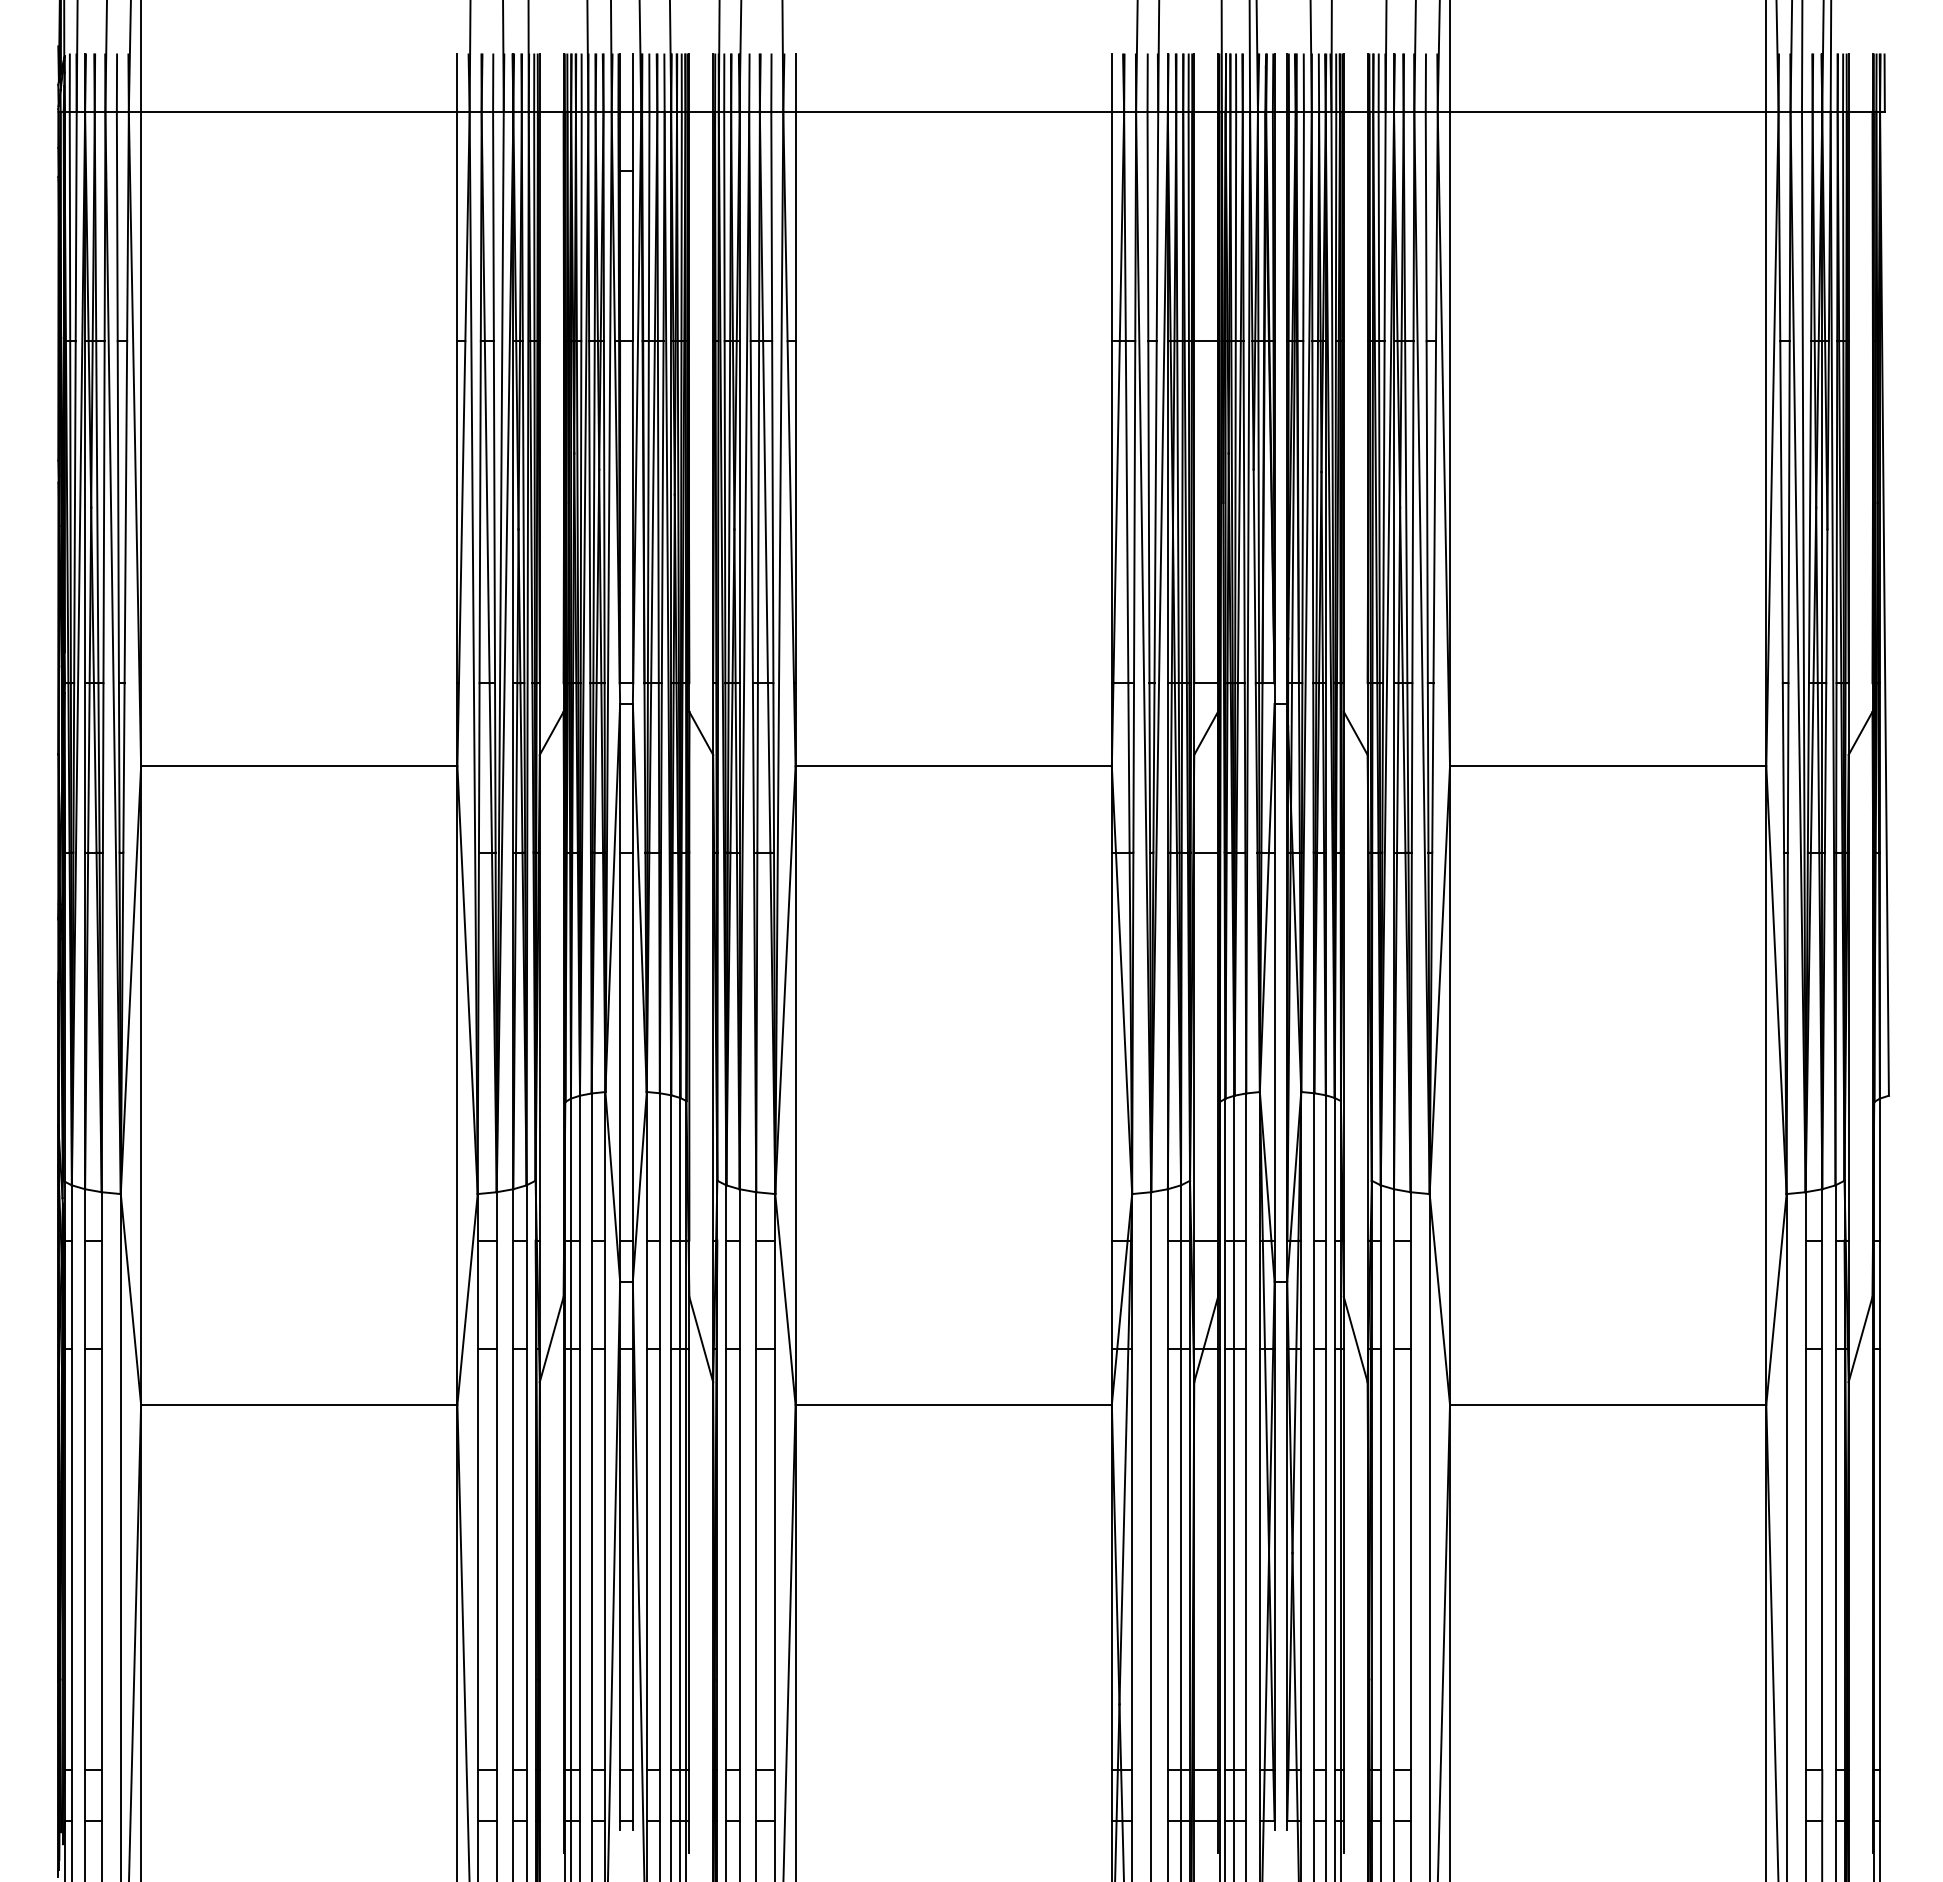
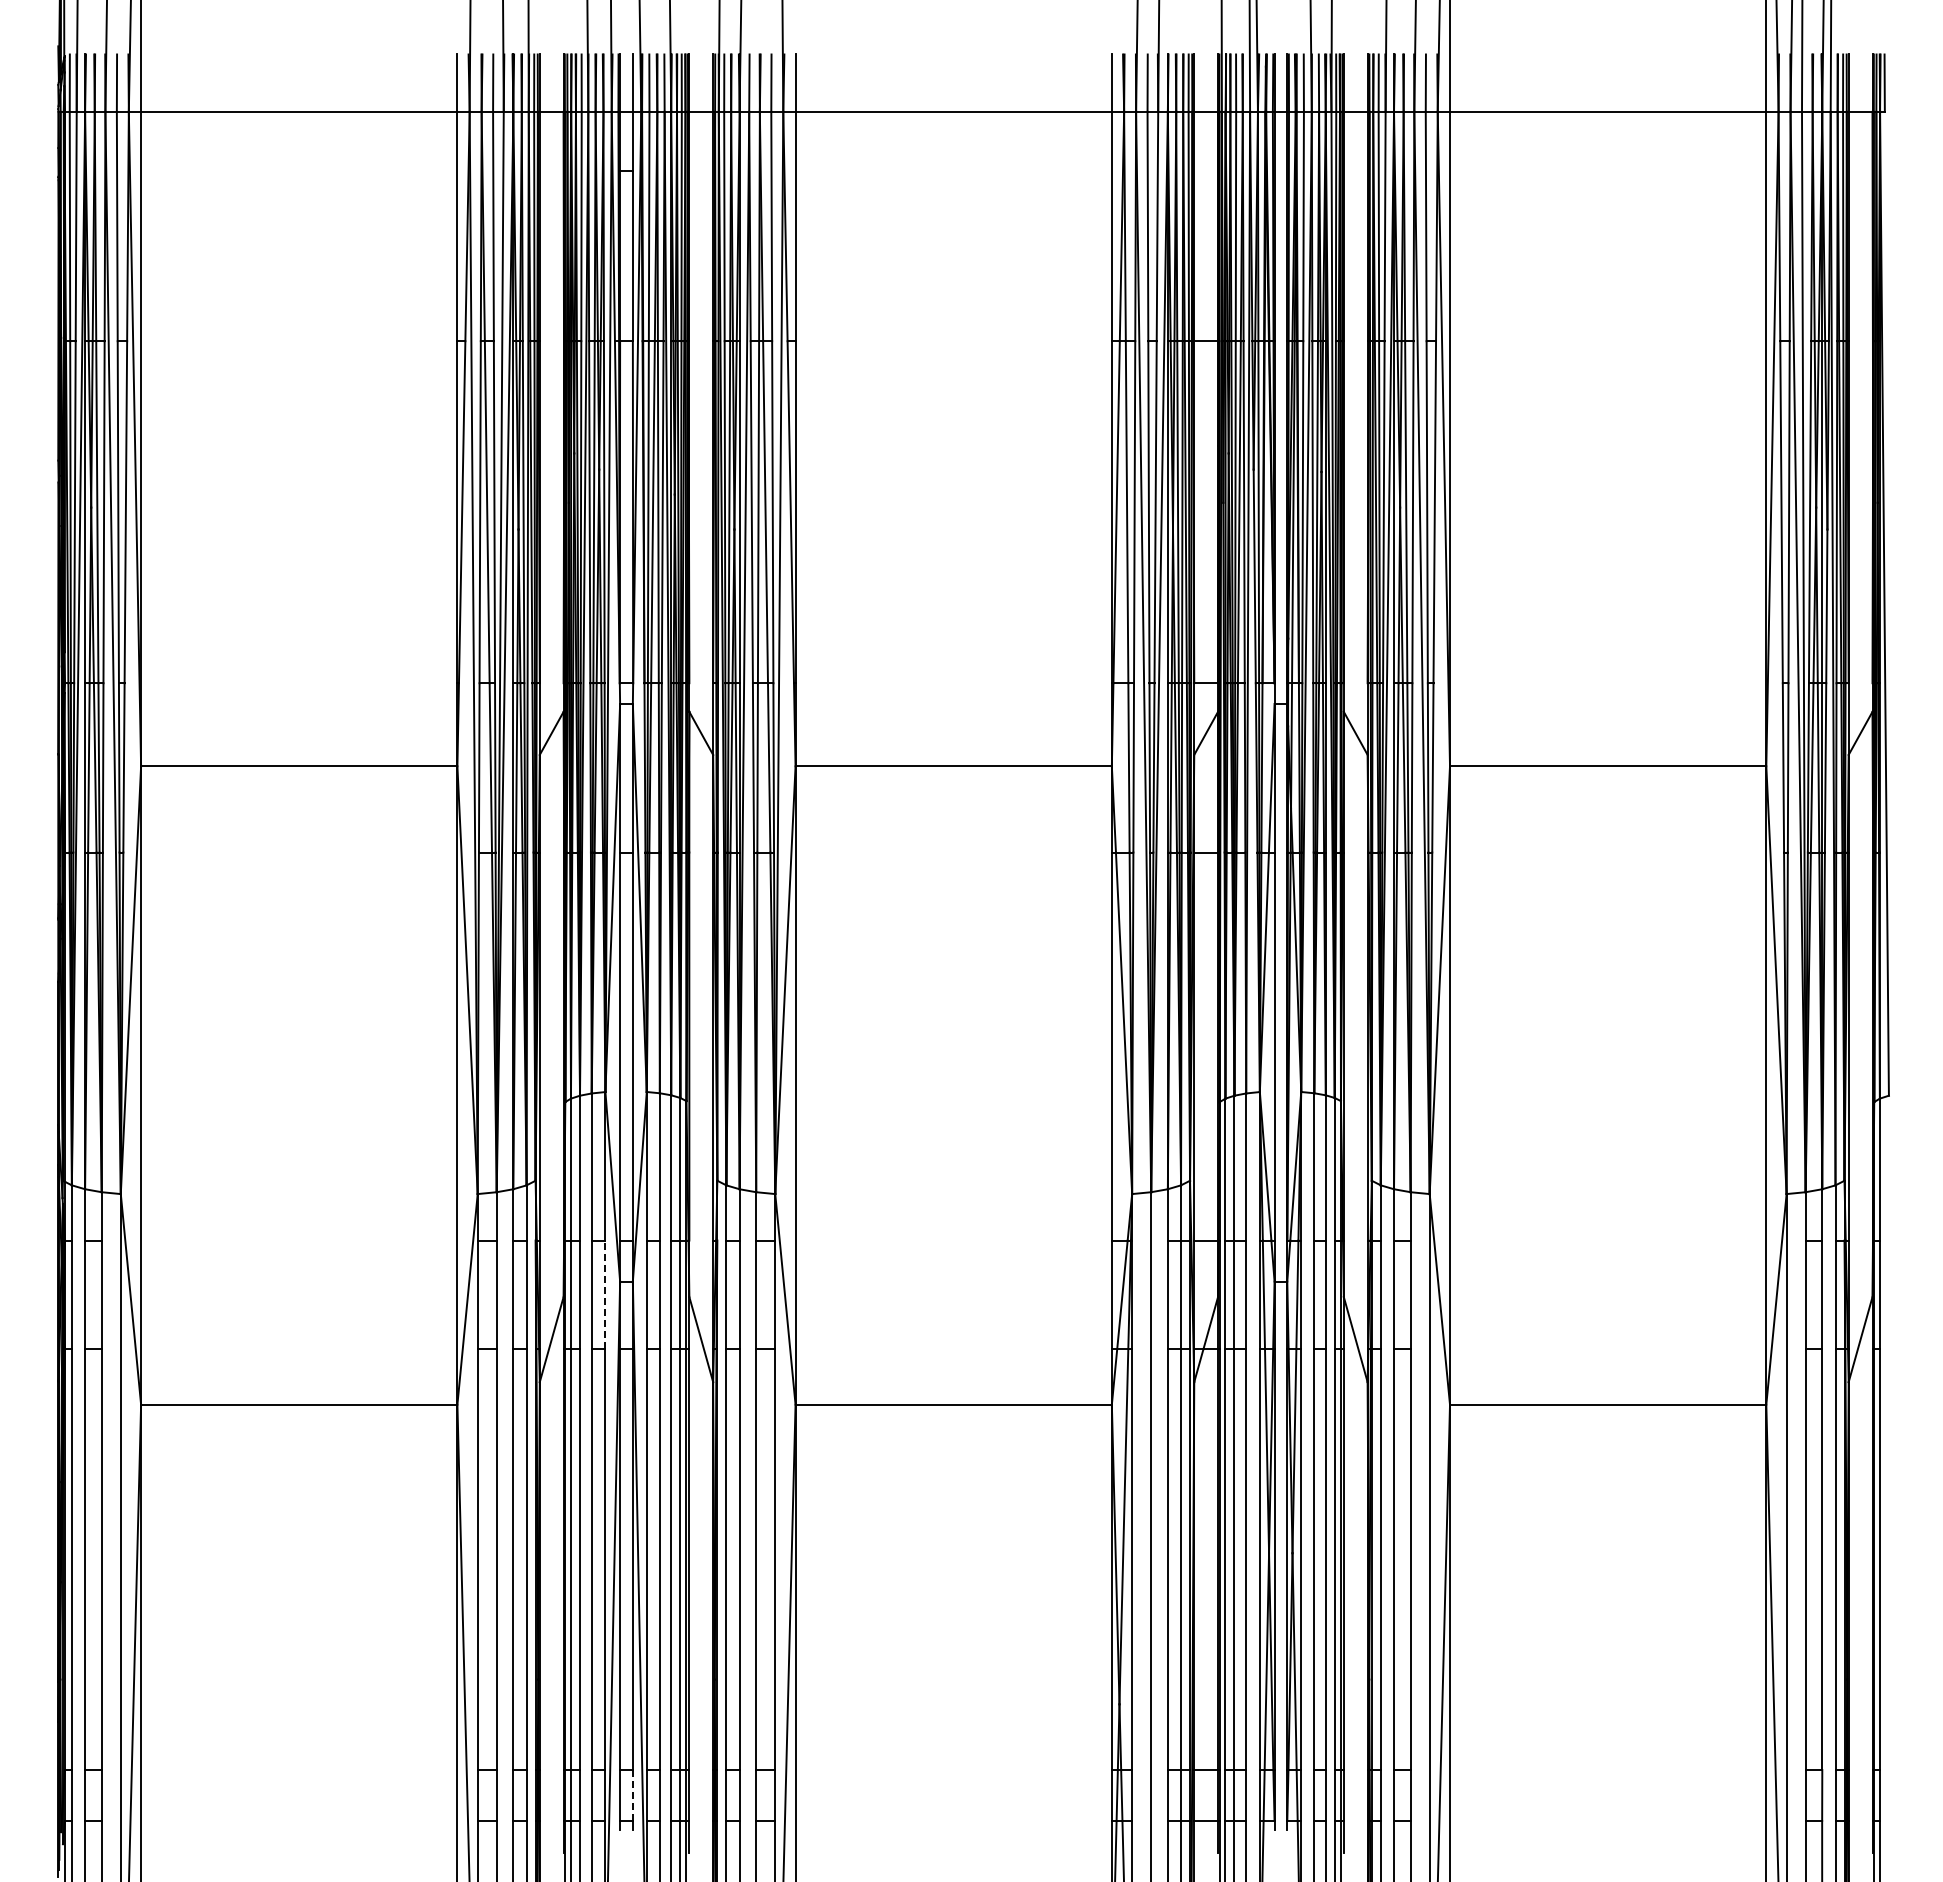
line: solid -> dashed (605, 1294)
line: solid -> dashed (632, 1795)
